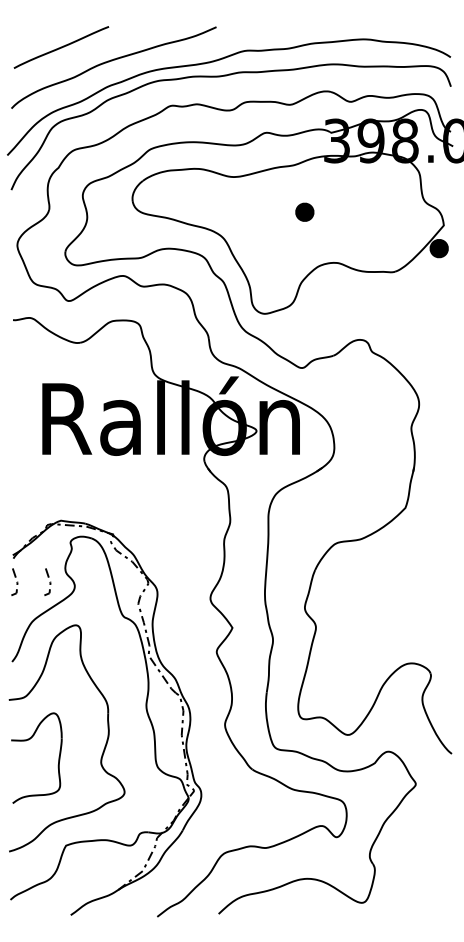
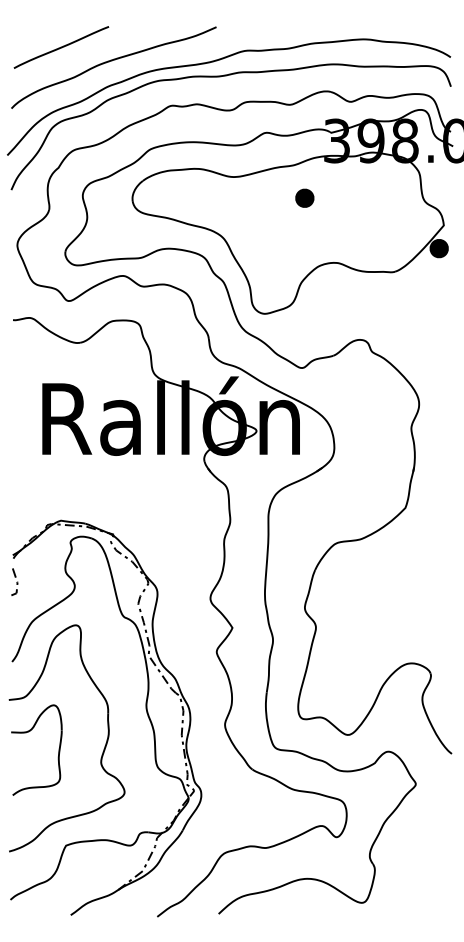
part position: (304, 211) -> (304, 197) (304, 197)
line: present -> none (49, 582)
part position: (28, 740) -> (28, 732) (28, 732)
